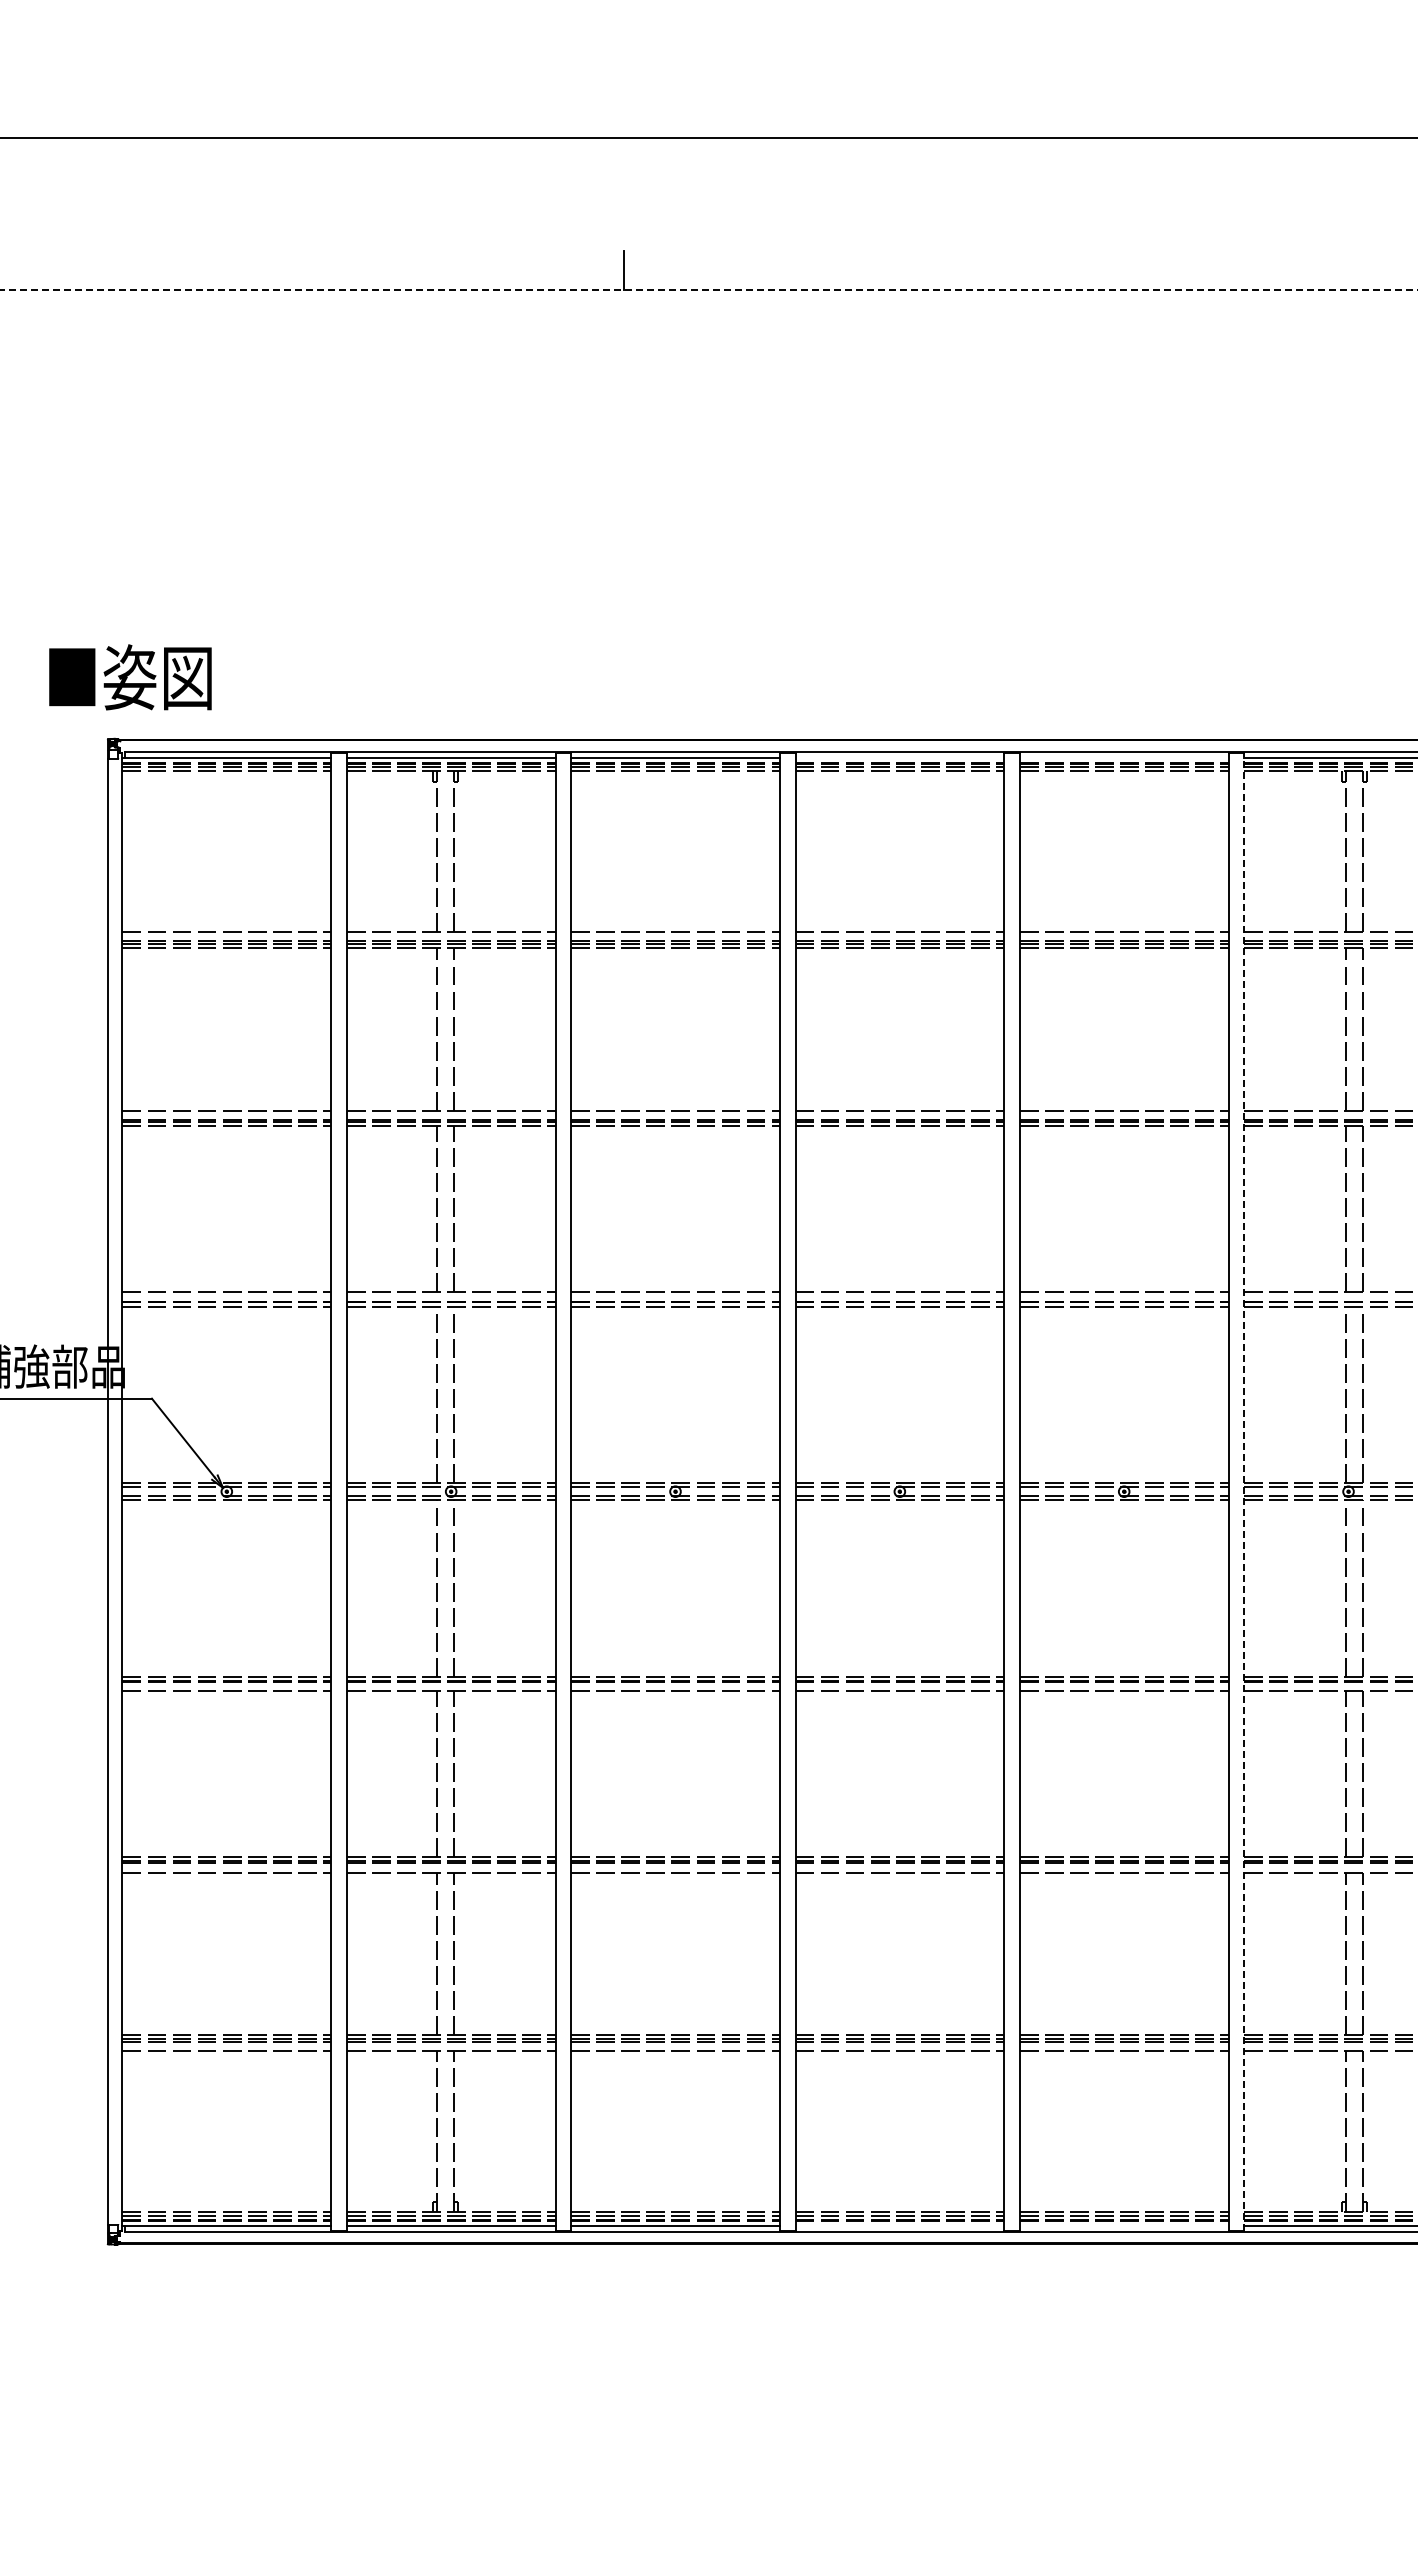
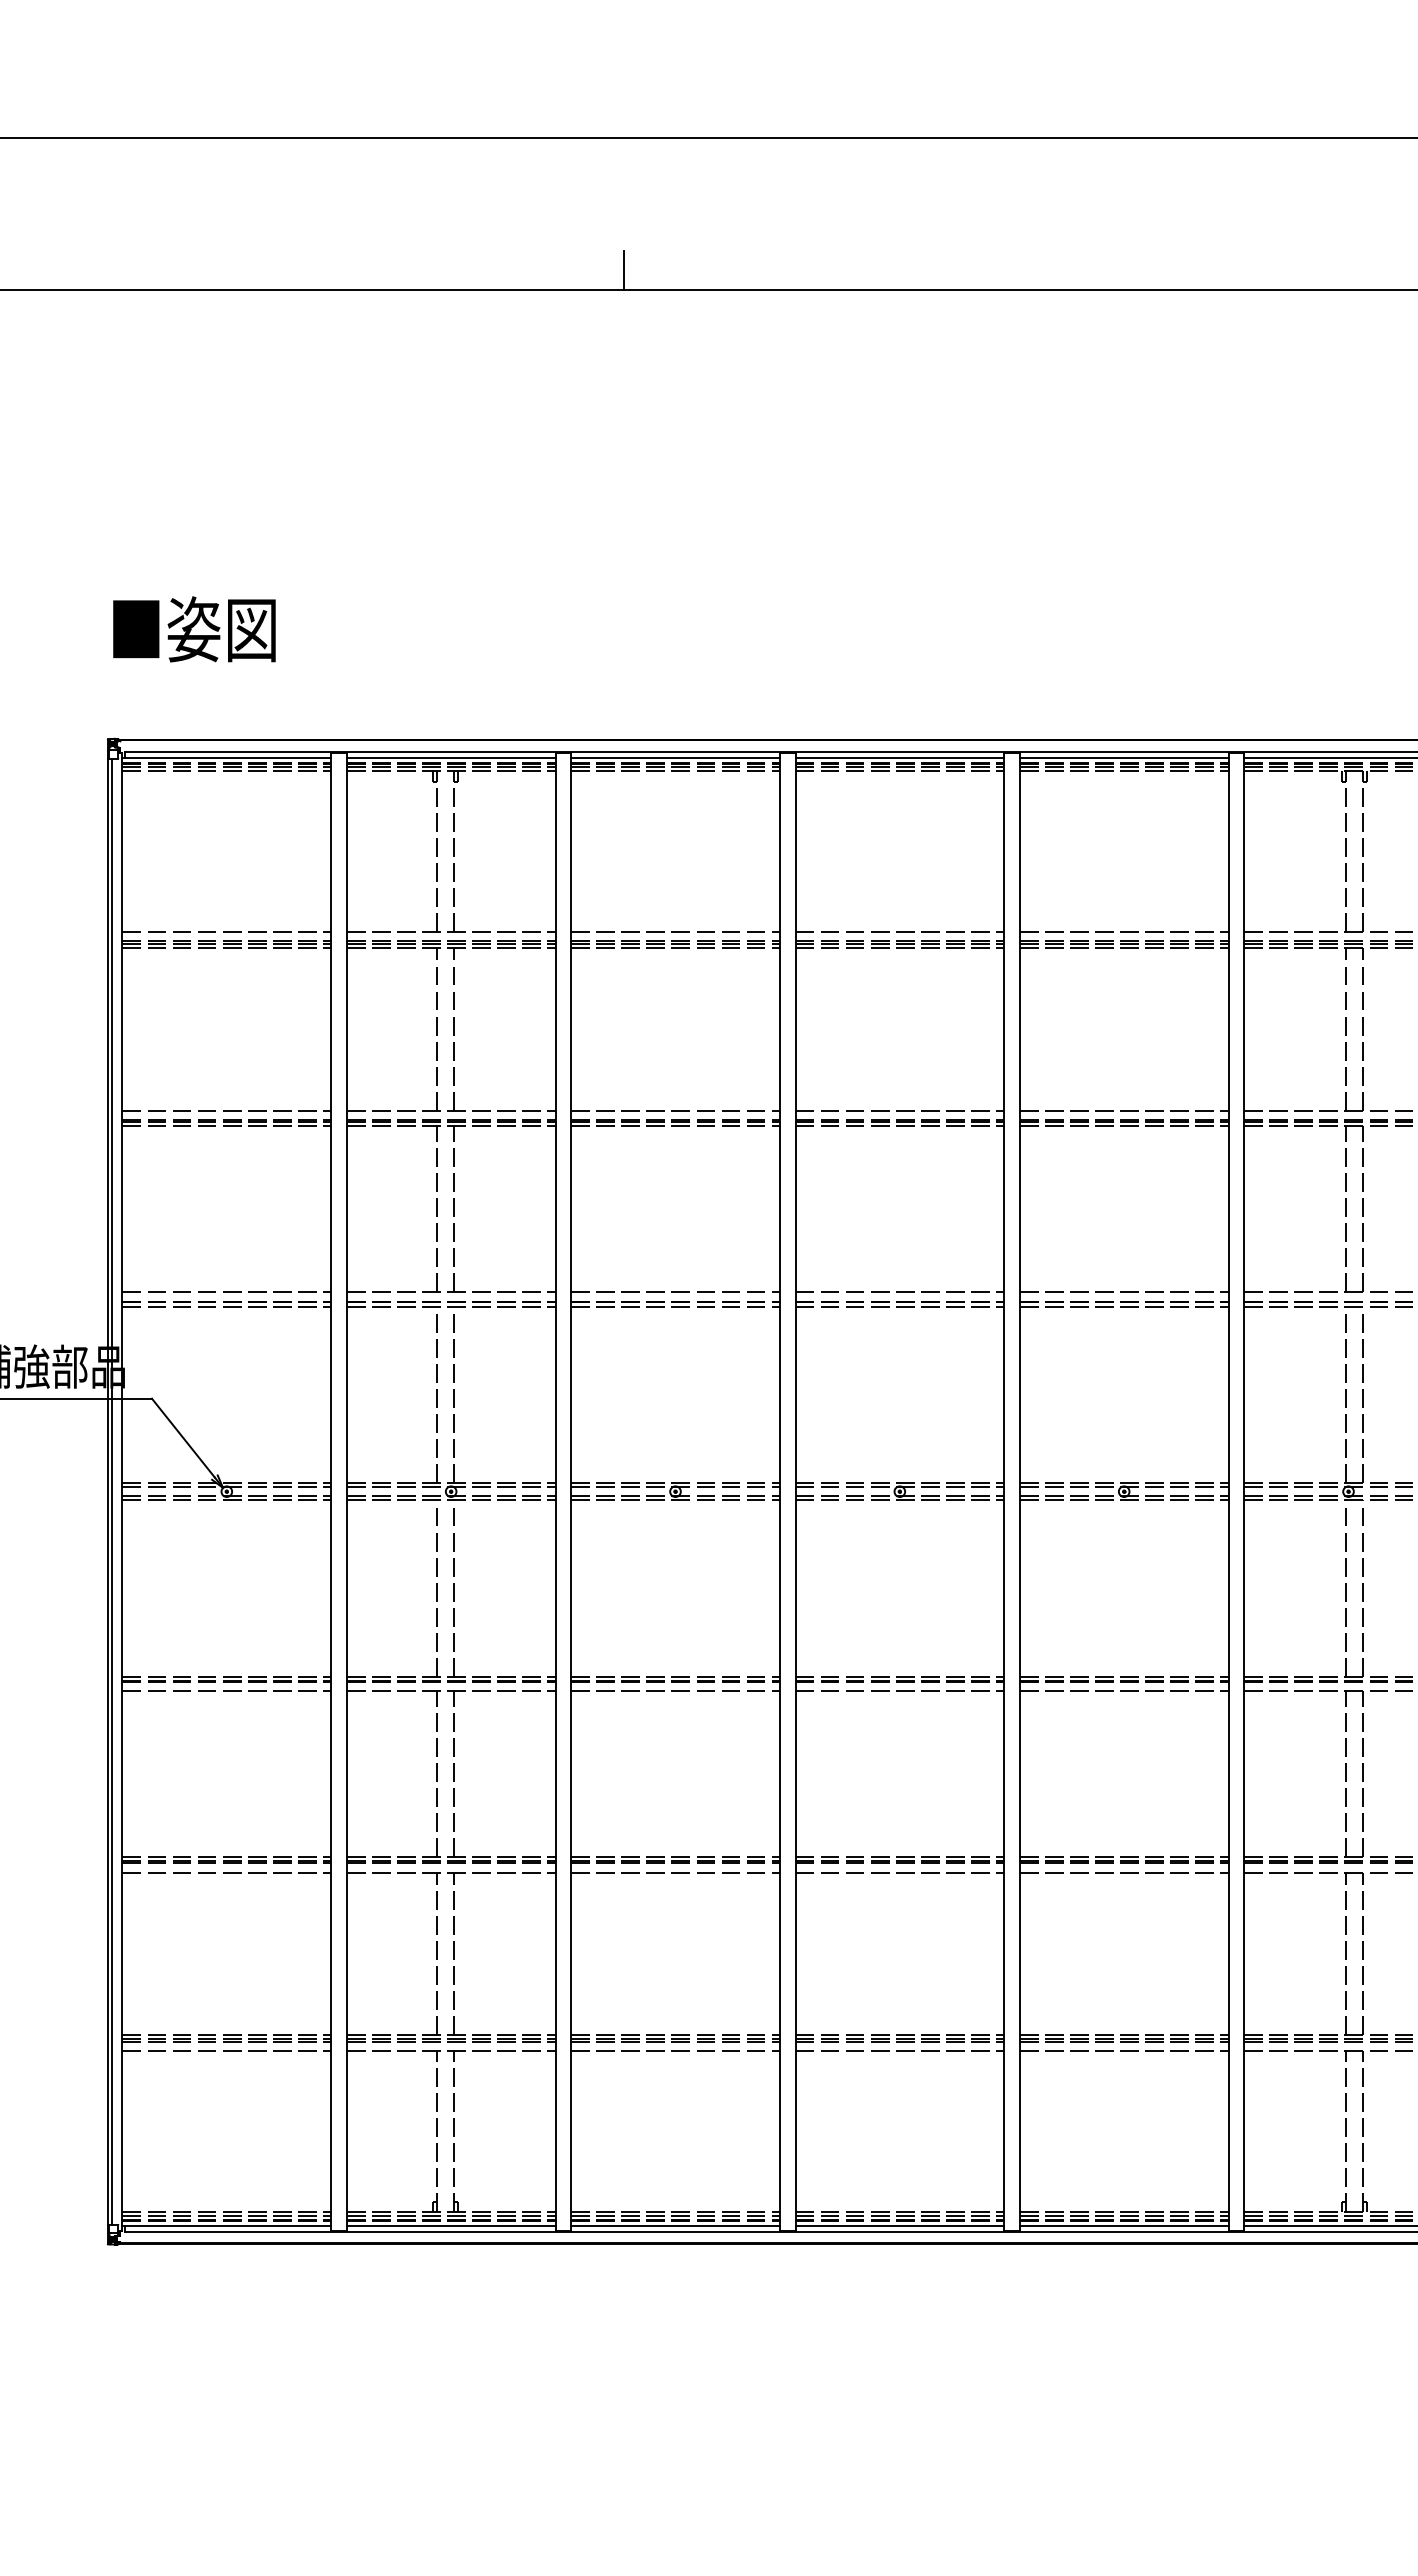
line: dashed -> solid (708, 290)
text position: (130, 677) -> (194, 629) (194, 629)
line: none -> present (899, 757)
line: none -> present (1123, 757)
line: none -> present (111, 1491)
line: dashed -> solid (1244, 1491)
line: none -> present (899, 2225)
line: none -> present (1123, 2225)
